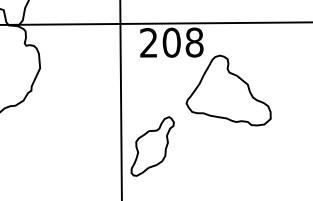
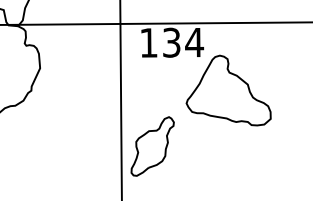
text: 208 -> 134 (172, 42)
